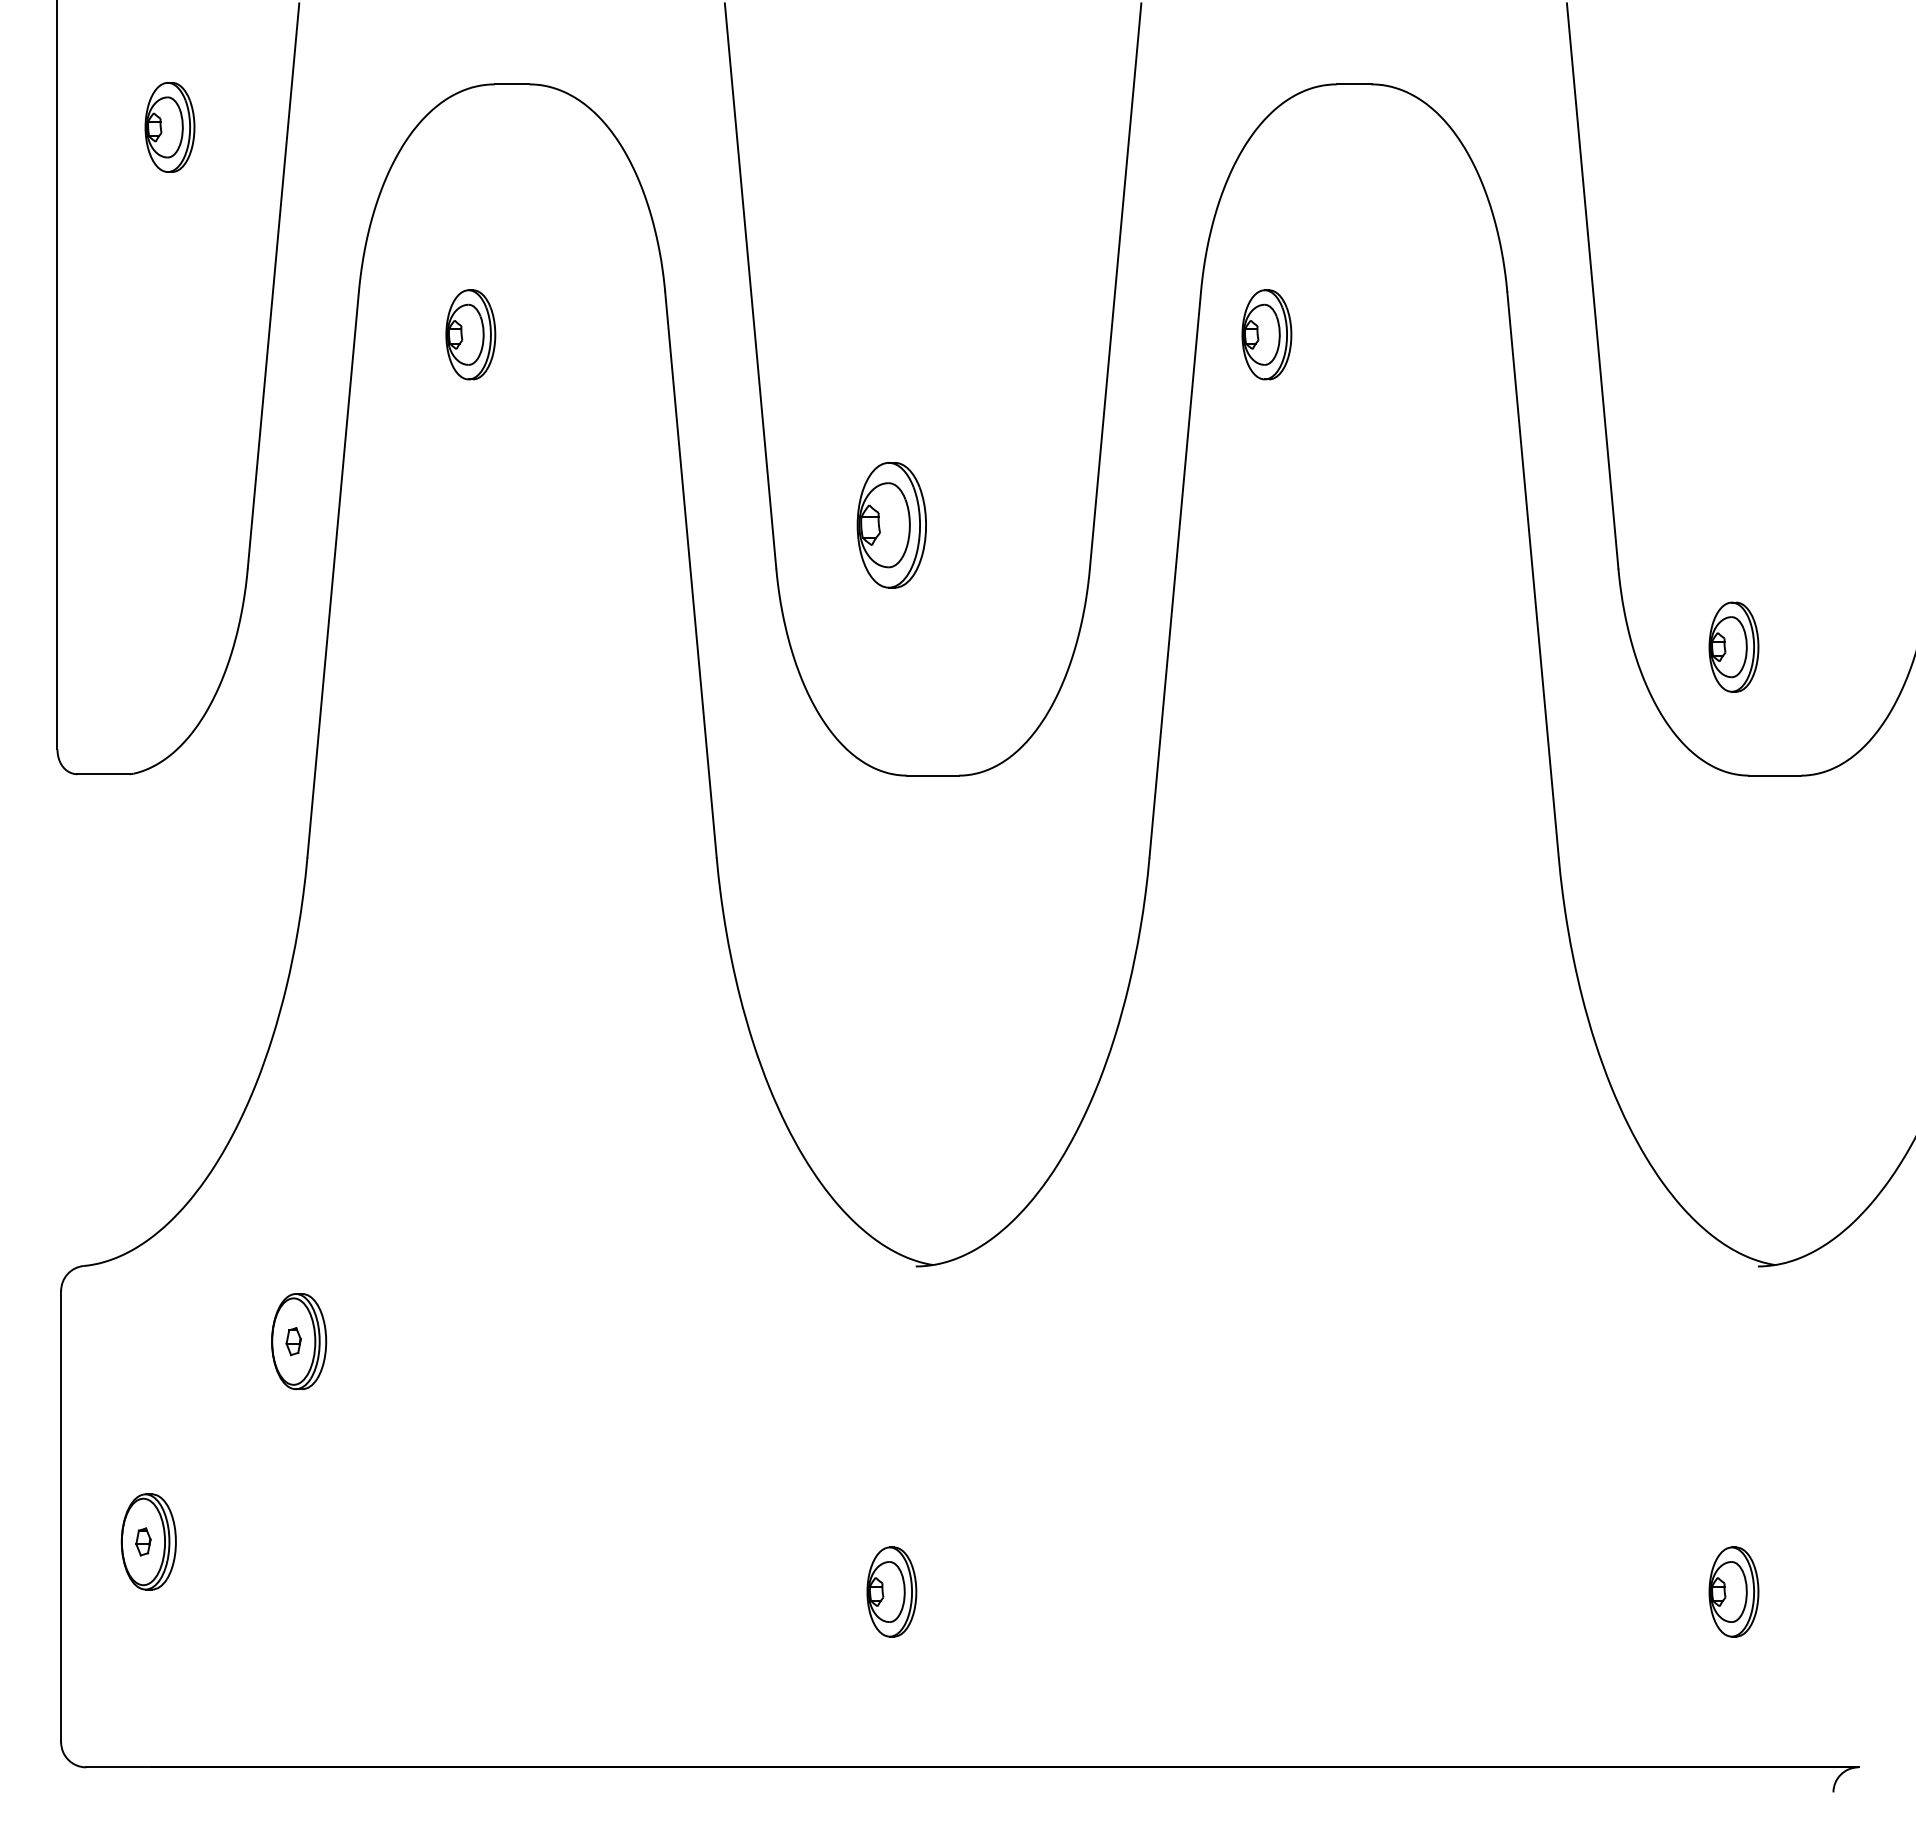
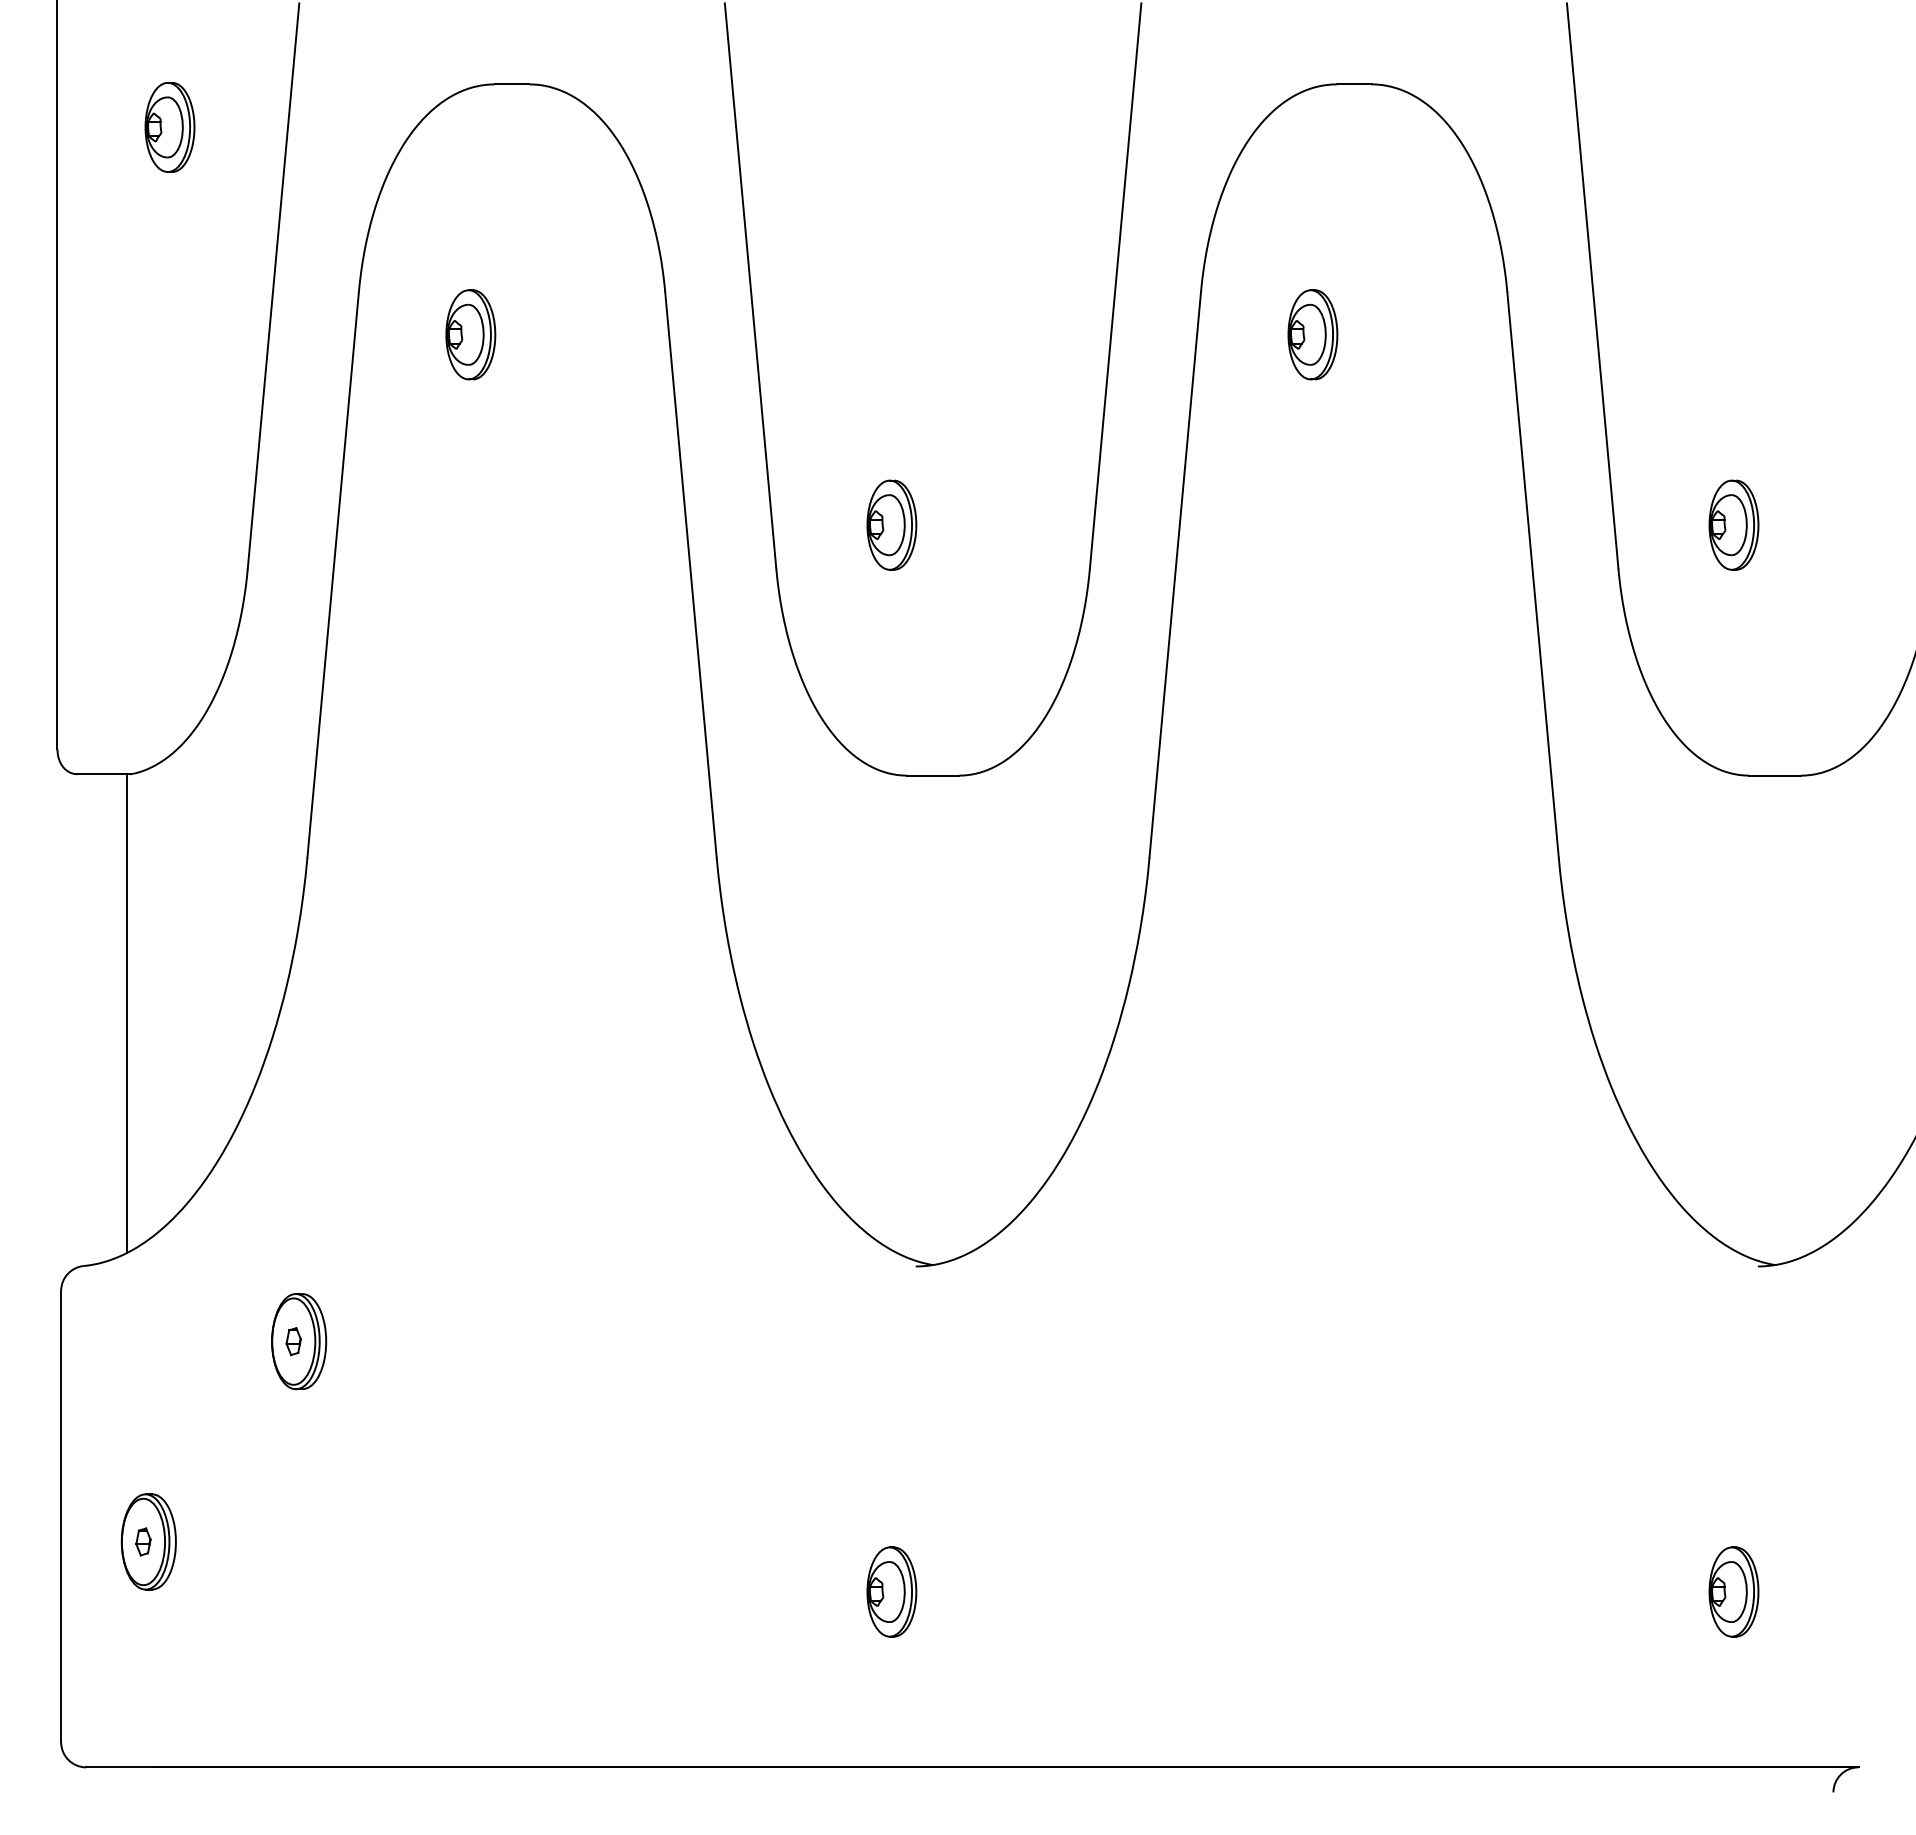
part position: (1266, 334) -> (1312, 334) (1312, 334)
part size: 71x127 px -> 52x92 px (891, 524)
part position: (1733, 646) -> (1733, 524) (1733, 524)
line: none -> present (126, 1013)
